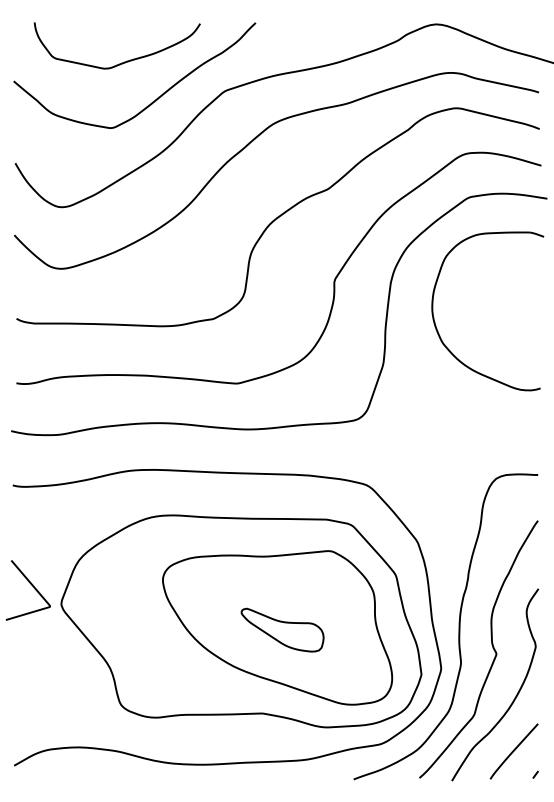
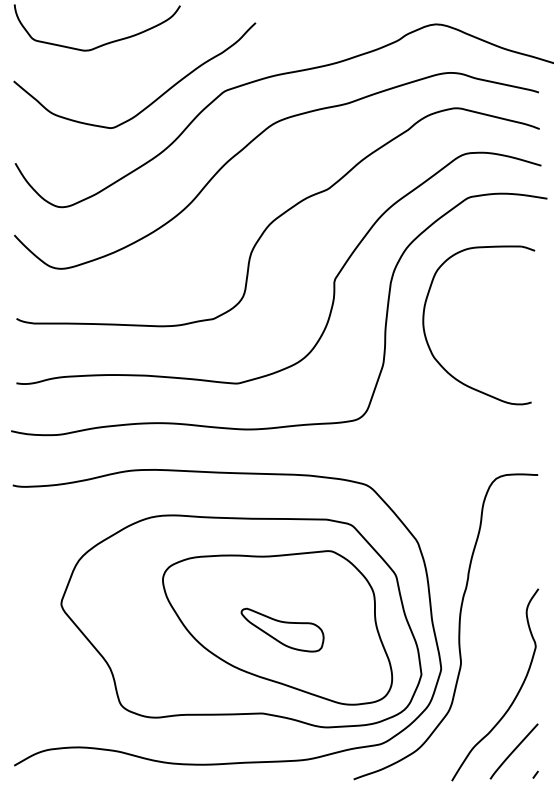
curve position: (121, 62) -> (101, 44) (101, 44)
part position: (440, 335) -> (431, 349) (431, 349)
curve: present -> none (31, 585)
curve: present -> none (491, 645)
